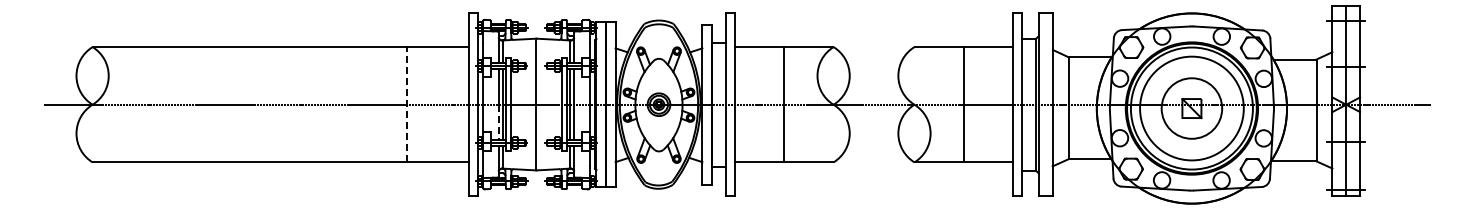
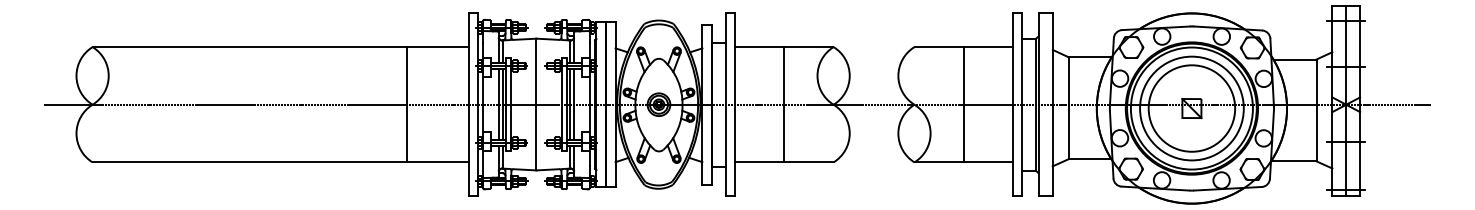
line: dashed -> solid (407, 104)
circle diameter: 61 px -> 86 px (1191, 108)
line: dashed -> solid (498, 122)
